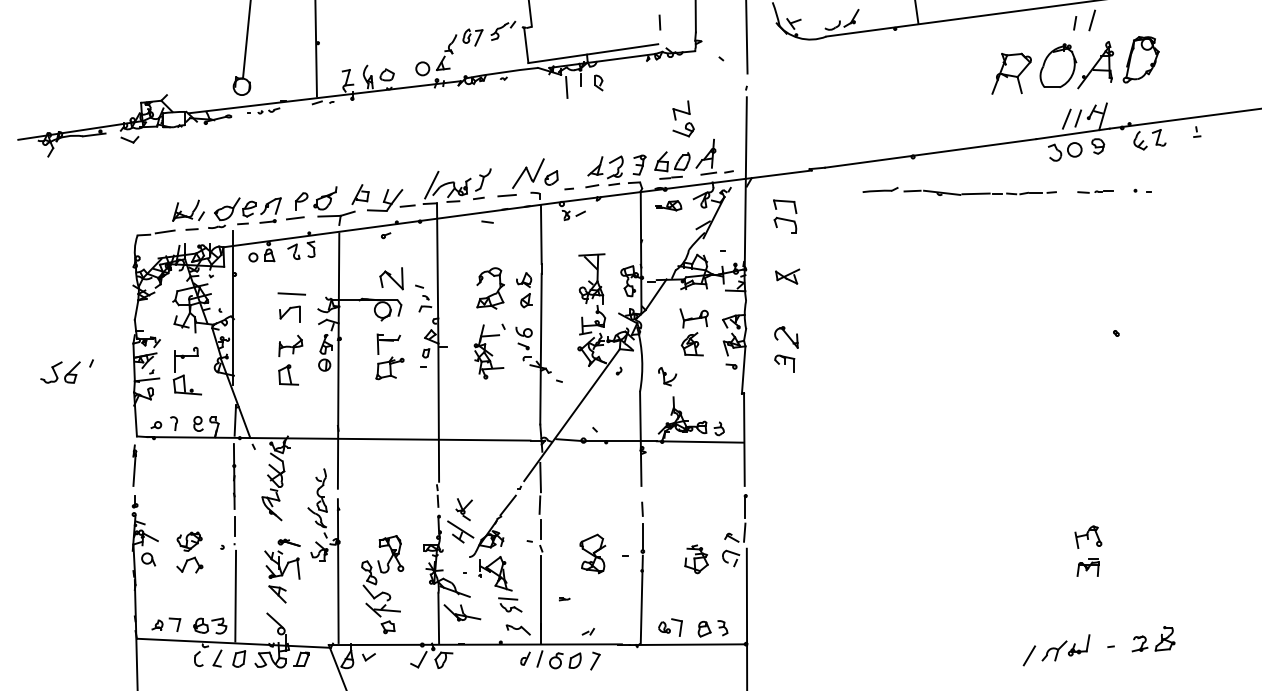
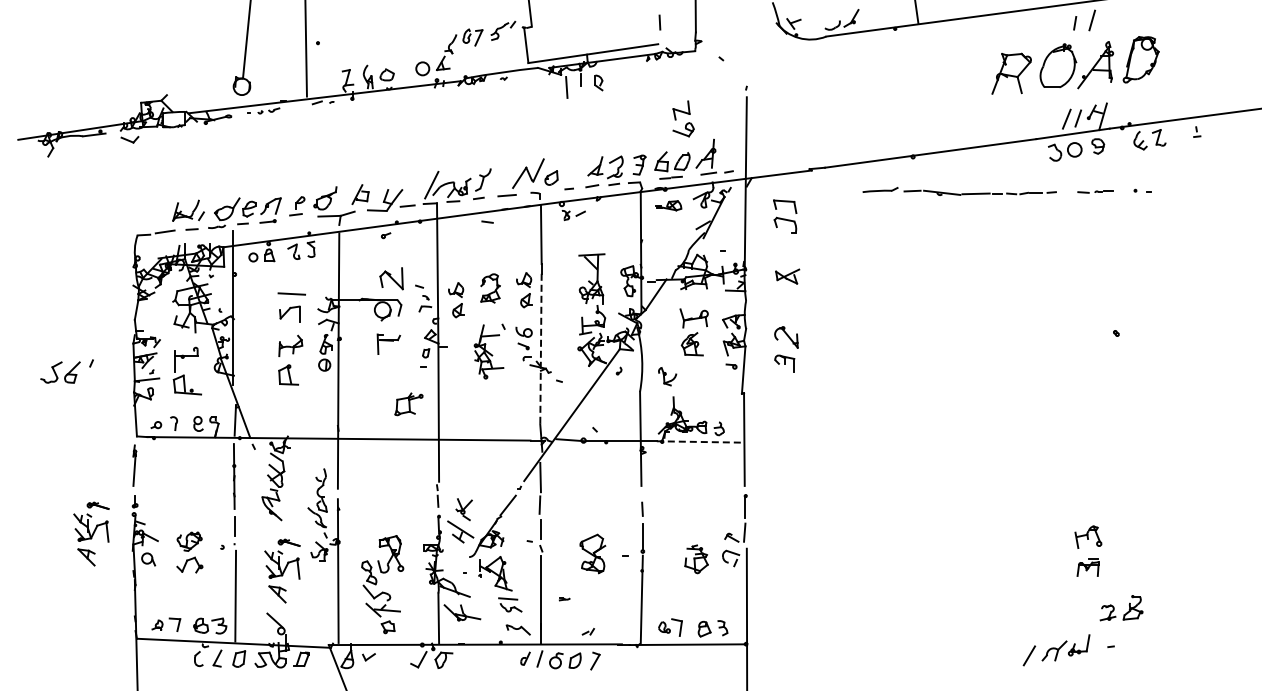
line: present -> none (746, 37)
line position: (315, 49) -> (305, 49) (305, 49)
part size: 23x29 px -> 17x21 px (297, 206)
part size: 29x43 px -> 21x31 px (490, 288)
part: none -> present (456, 300)
line: solid -> dashed (540, 349)
part position: (389, 368) -> (408, 404) (408, 404)
line: solid -> dashed (700, 441)
part: none -> present (91, 533)
part position: (1155, 645) -> (1123, 614) (1123, 614)
